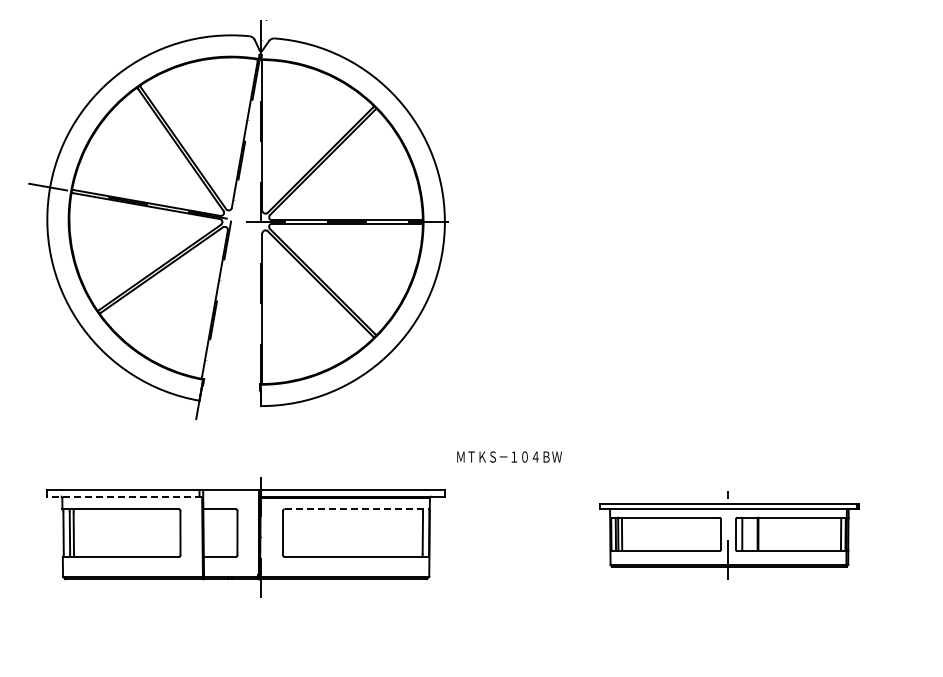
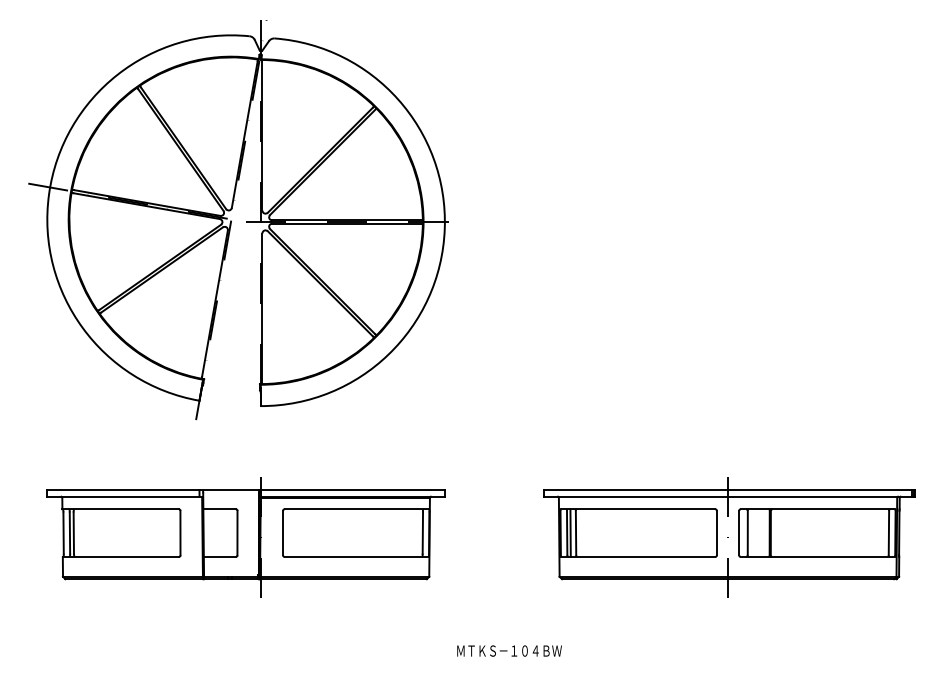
text position: (509, 456) -> (509, 650) (509, 650)
line: dashed -> solid (124, 496)
line: dashed -> solid (357, 509)
part size: 261x89 px -> 373x121 px (729, 537)
